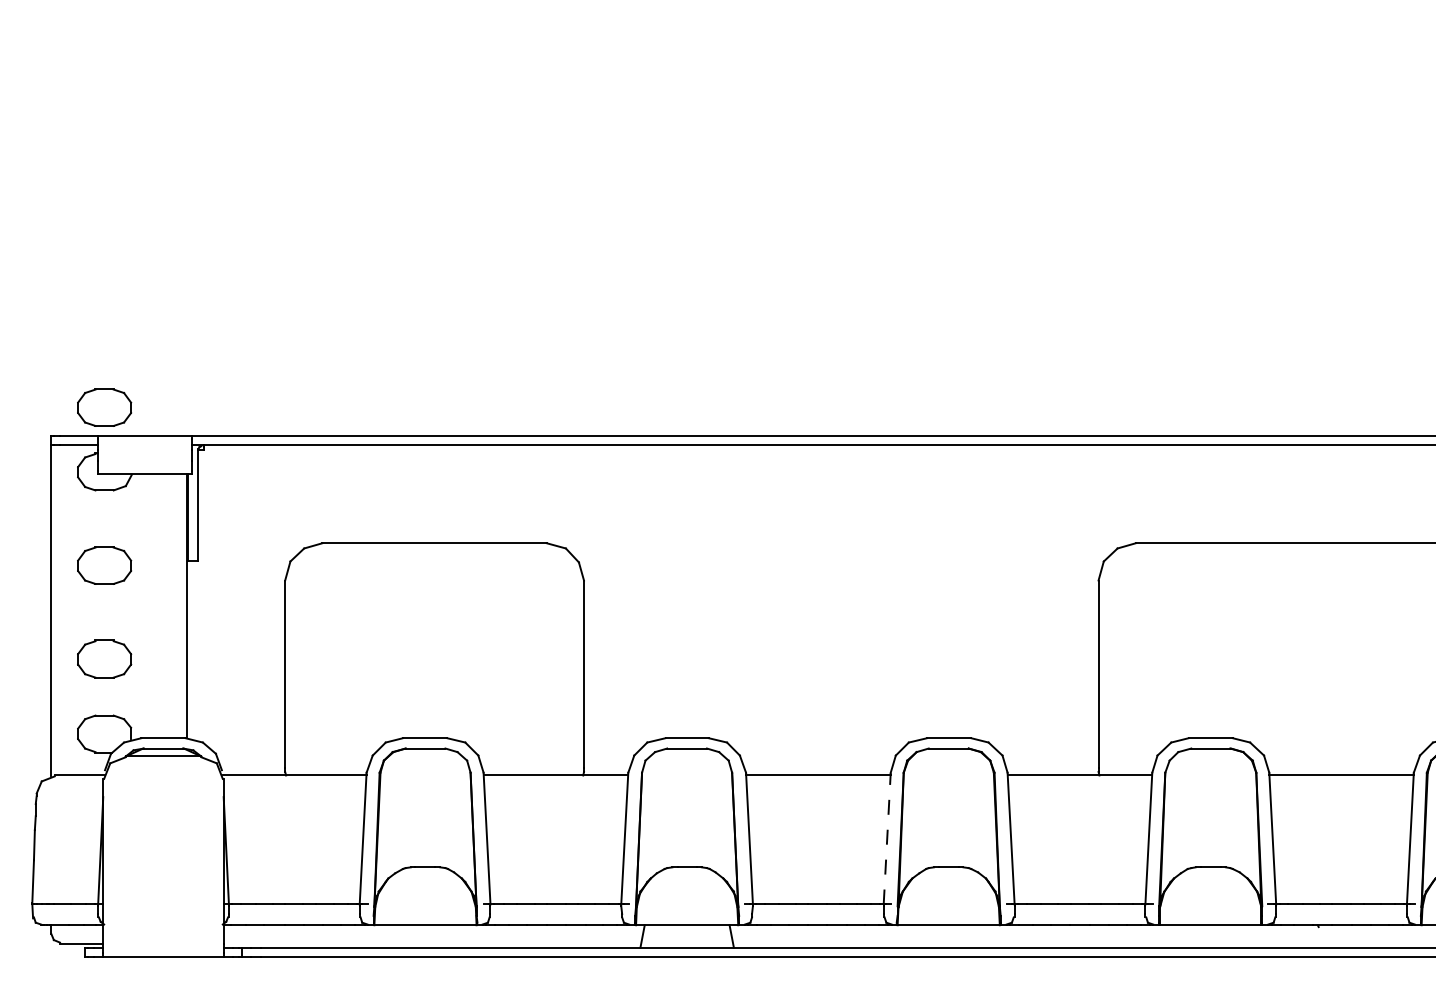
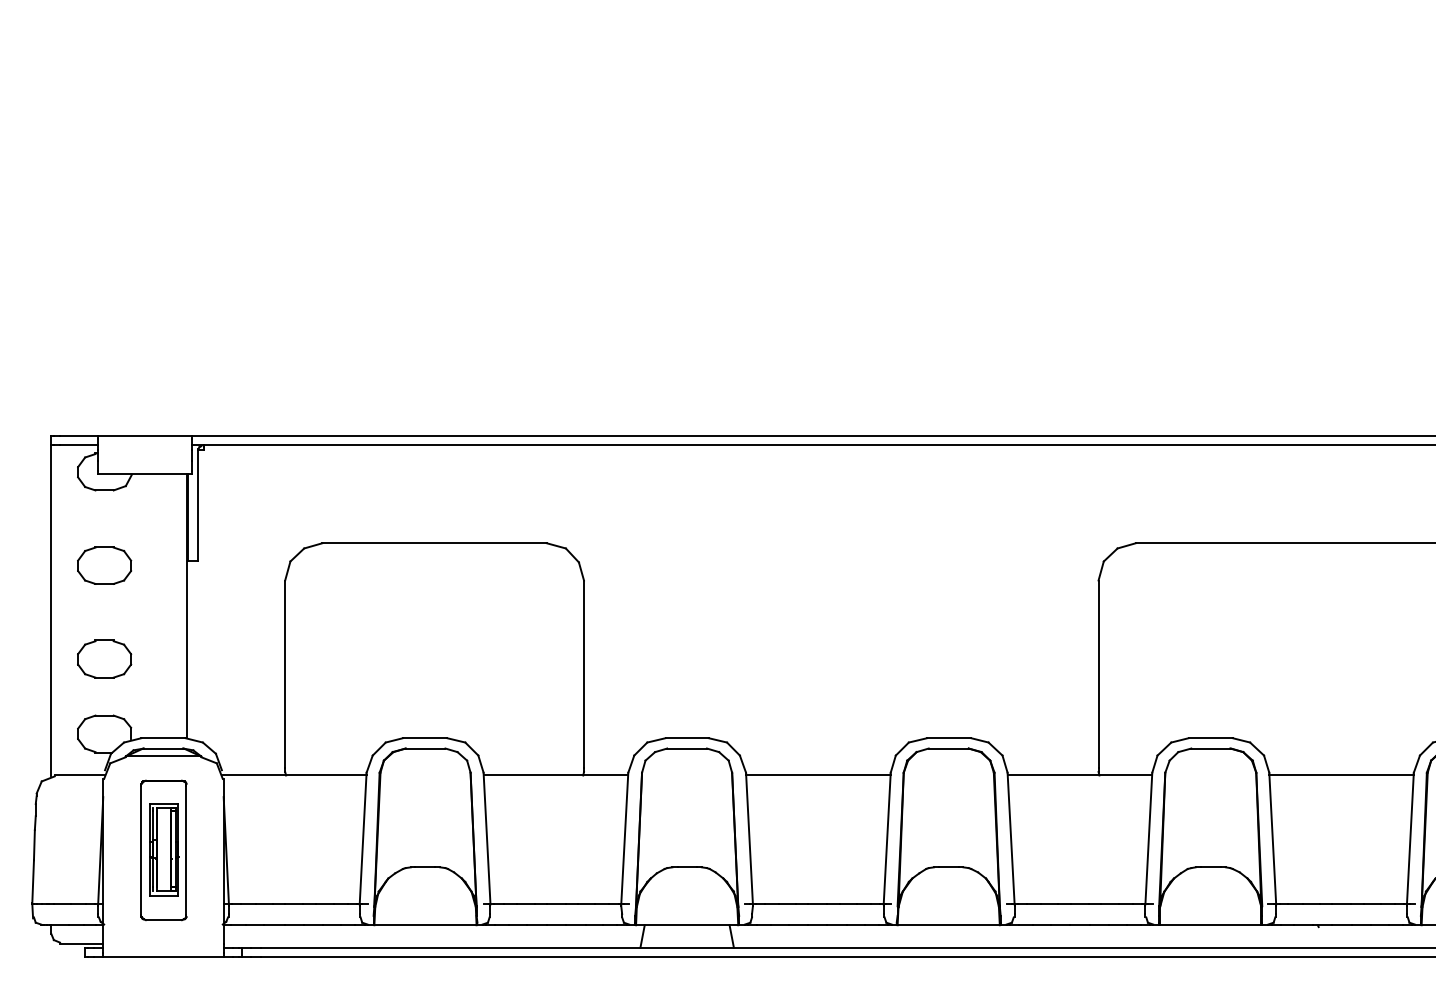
part: present -> none (104, 407)
line: dashed -> solid (887, 838)
part: none -> present (163, 850)
